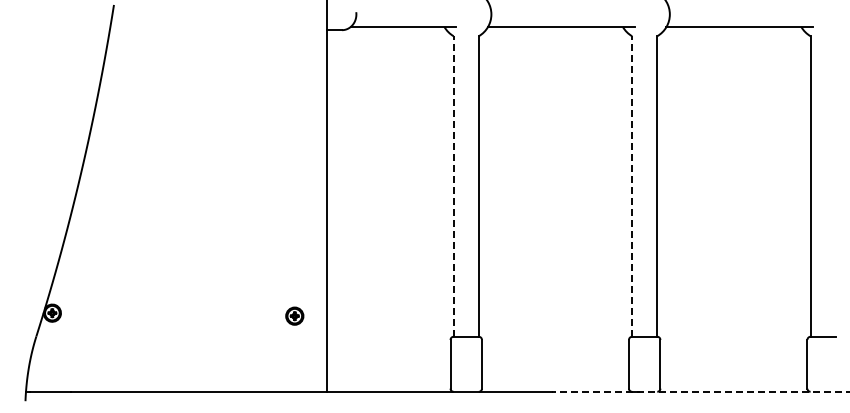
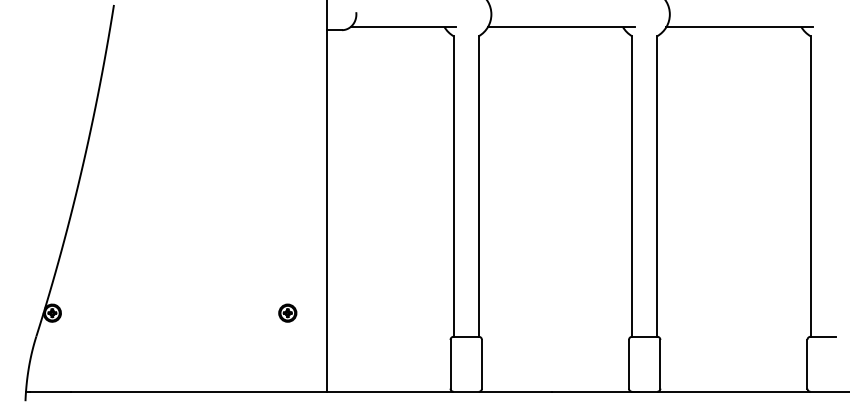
line: dashed -> solid (453, 186)
line: dashed -> solid (632, 186)
part position: (294, 315) -> (287, 312) (287, 312)
line: dashed -> solid (701, 391)
